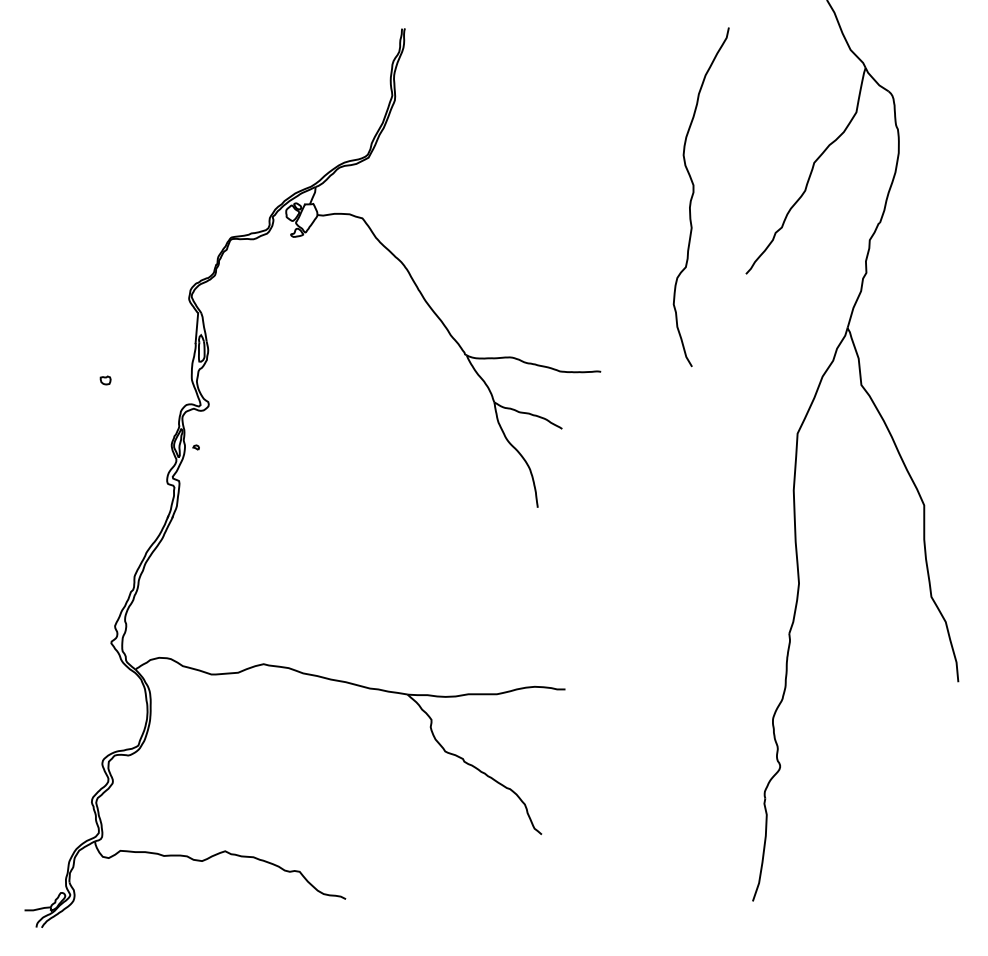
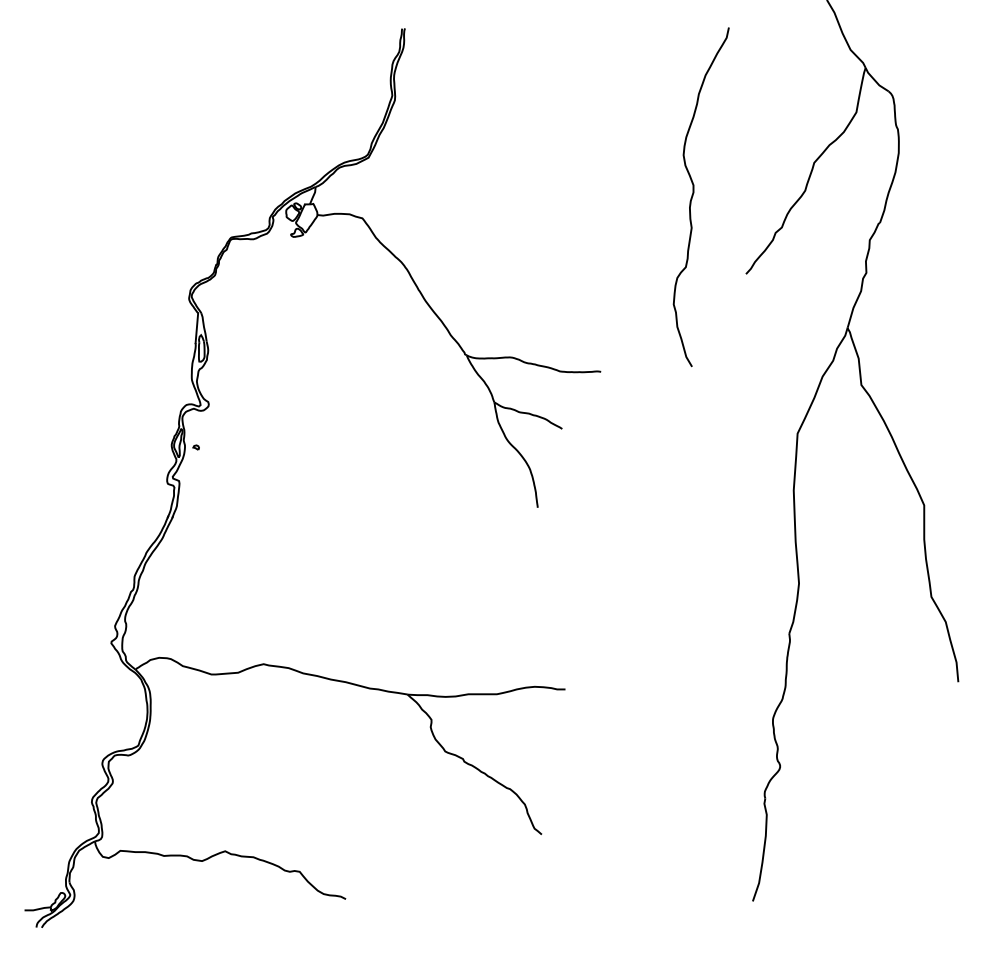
part: present -> none (105, 380)
